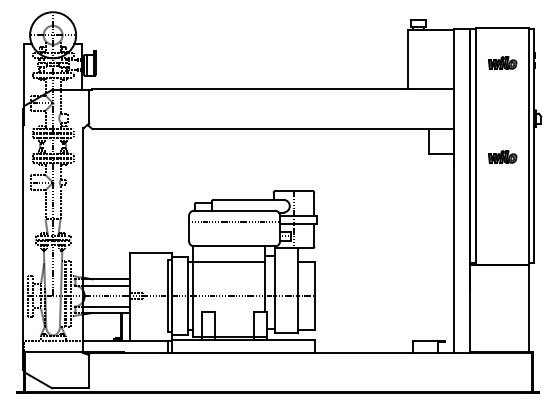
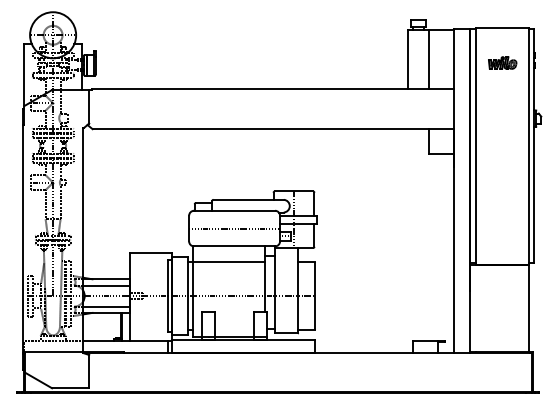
line: none -> present (428, 58)
part: present -> none (502, 156)
line position: (234, 221) -> (234, 228) (234, 228)
